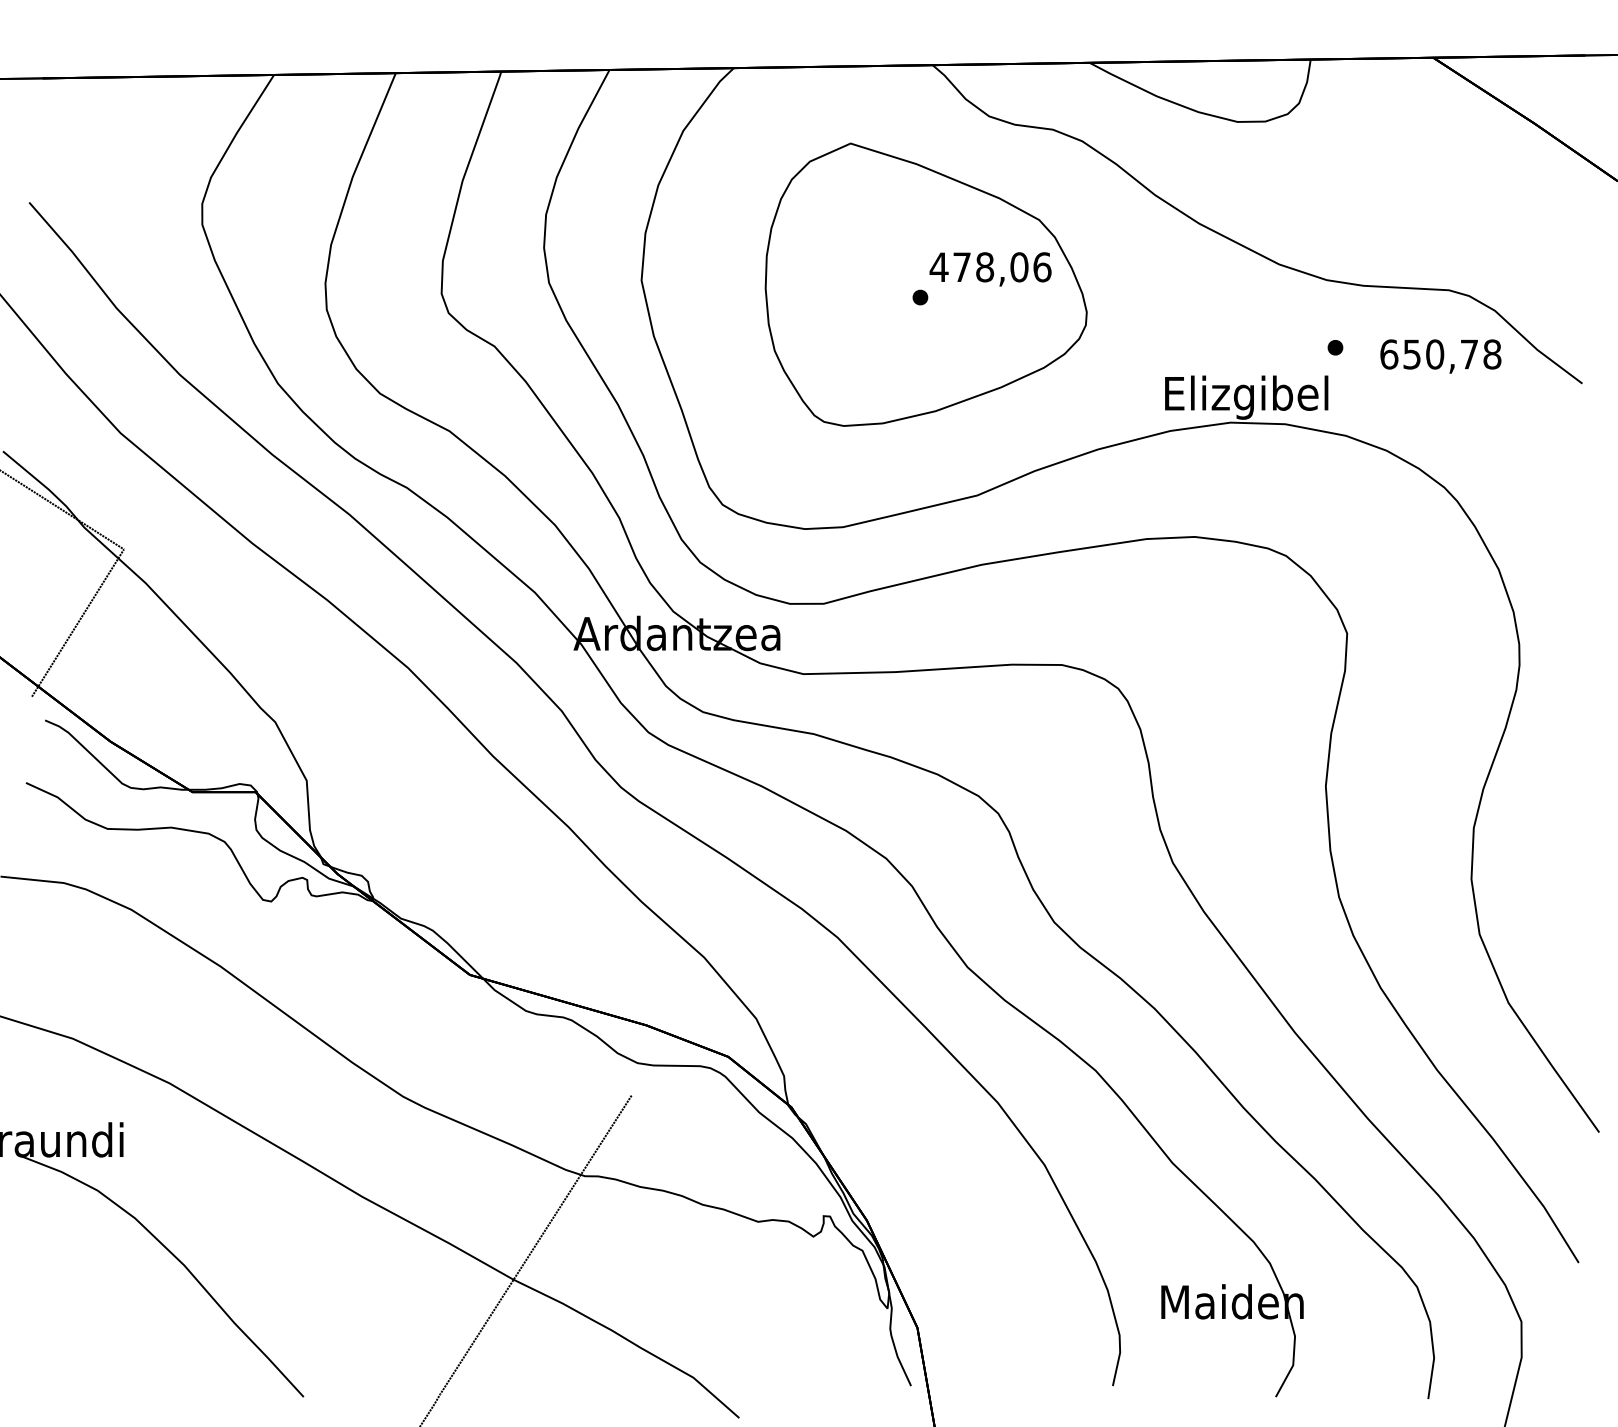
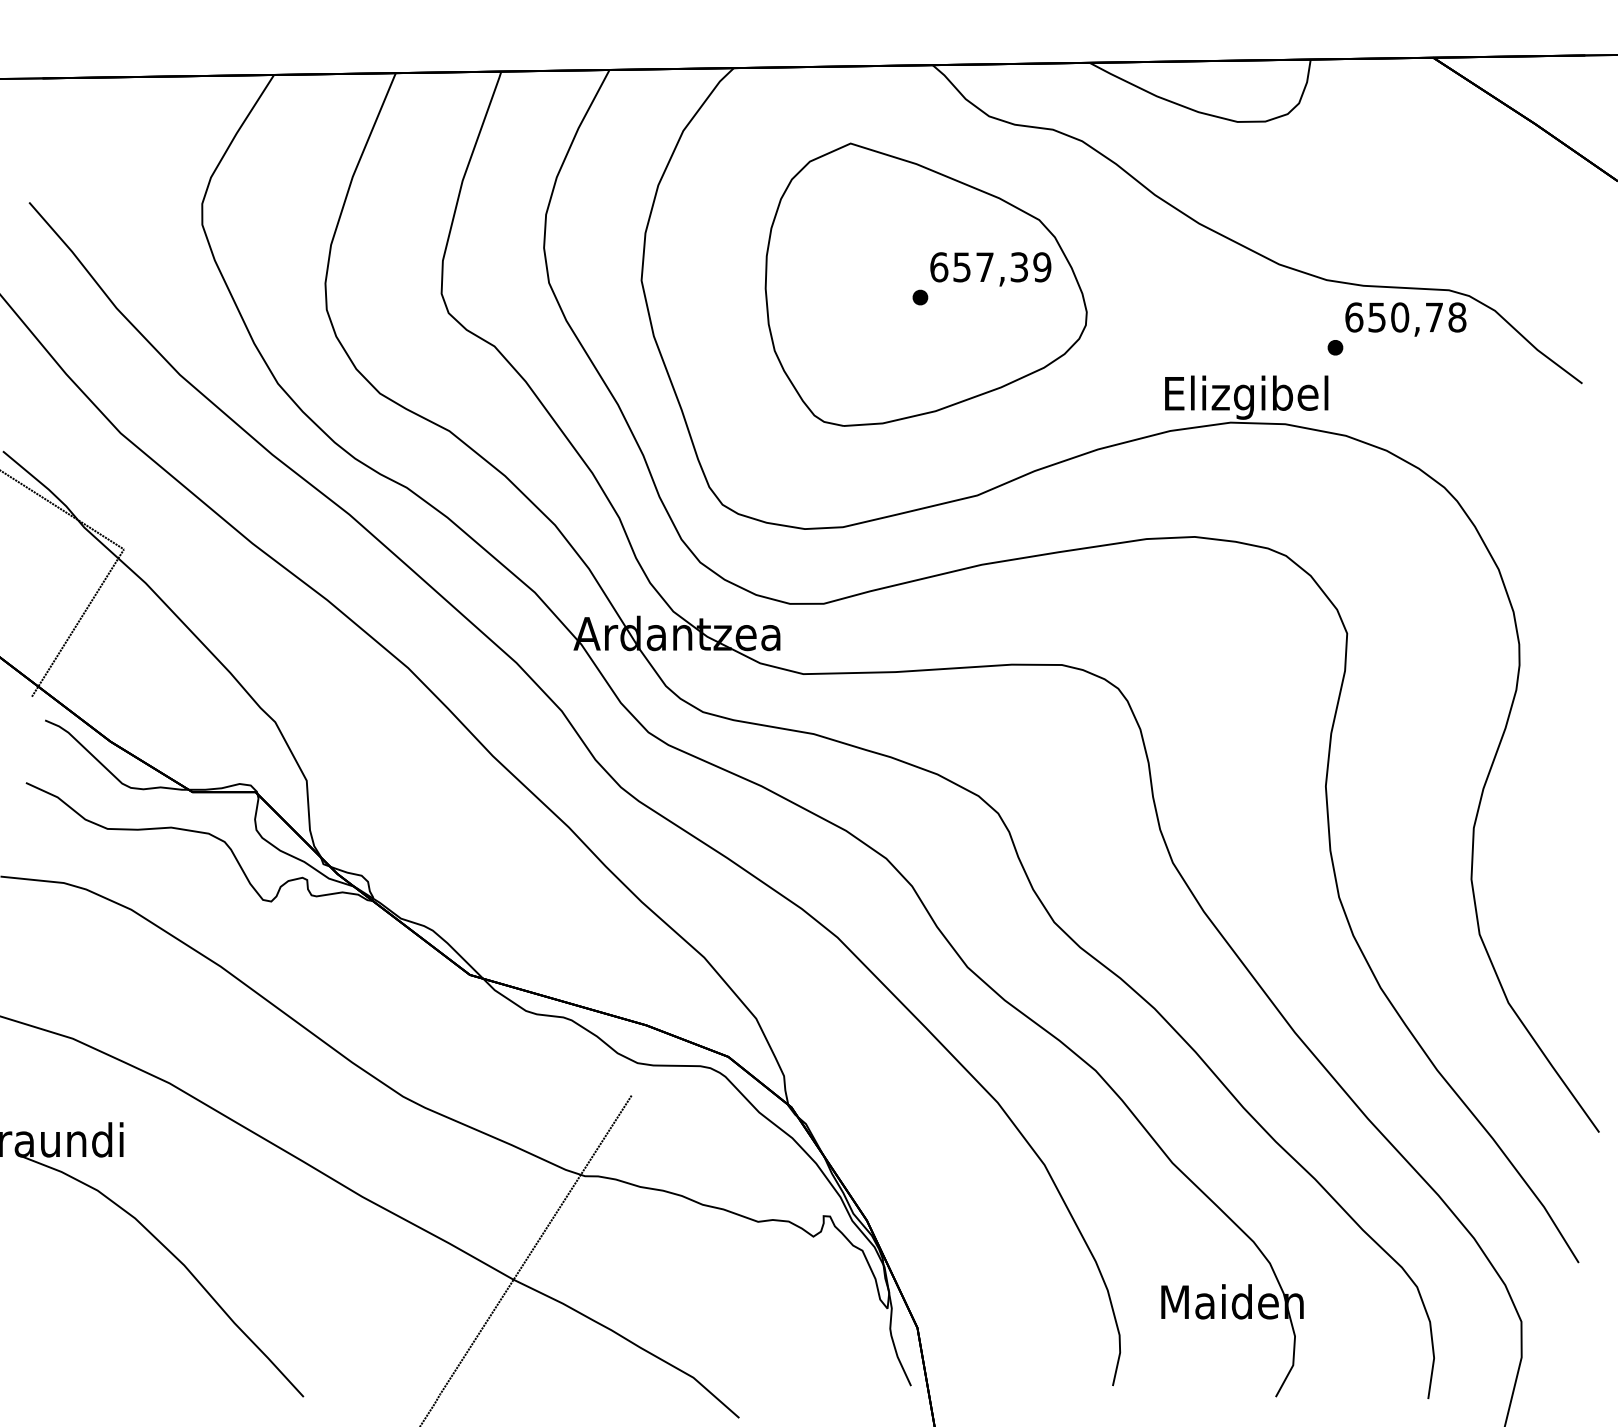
text: 478,06 -> 657,39 (990, 267)
text position: (1440, 356) -> (1405, 319) (1405, 319)
